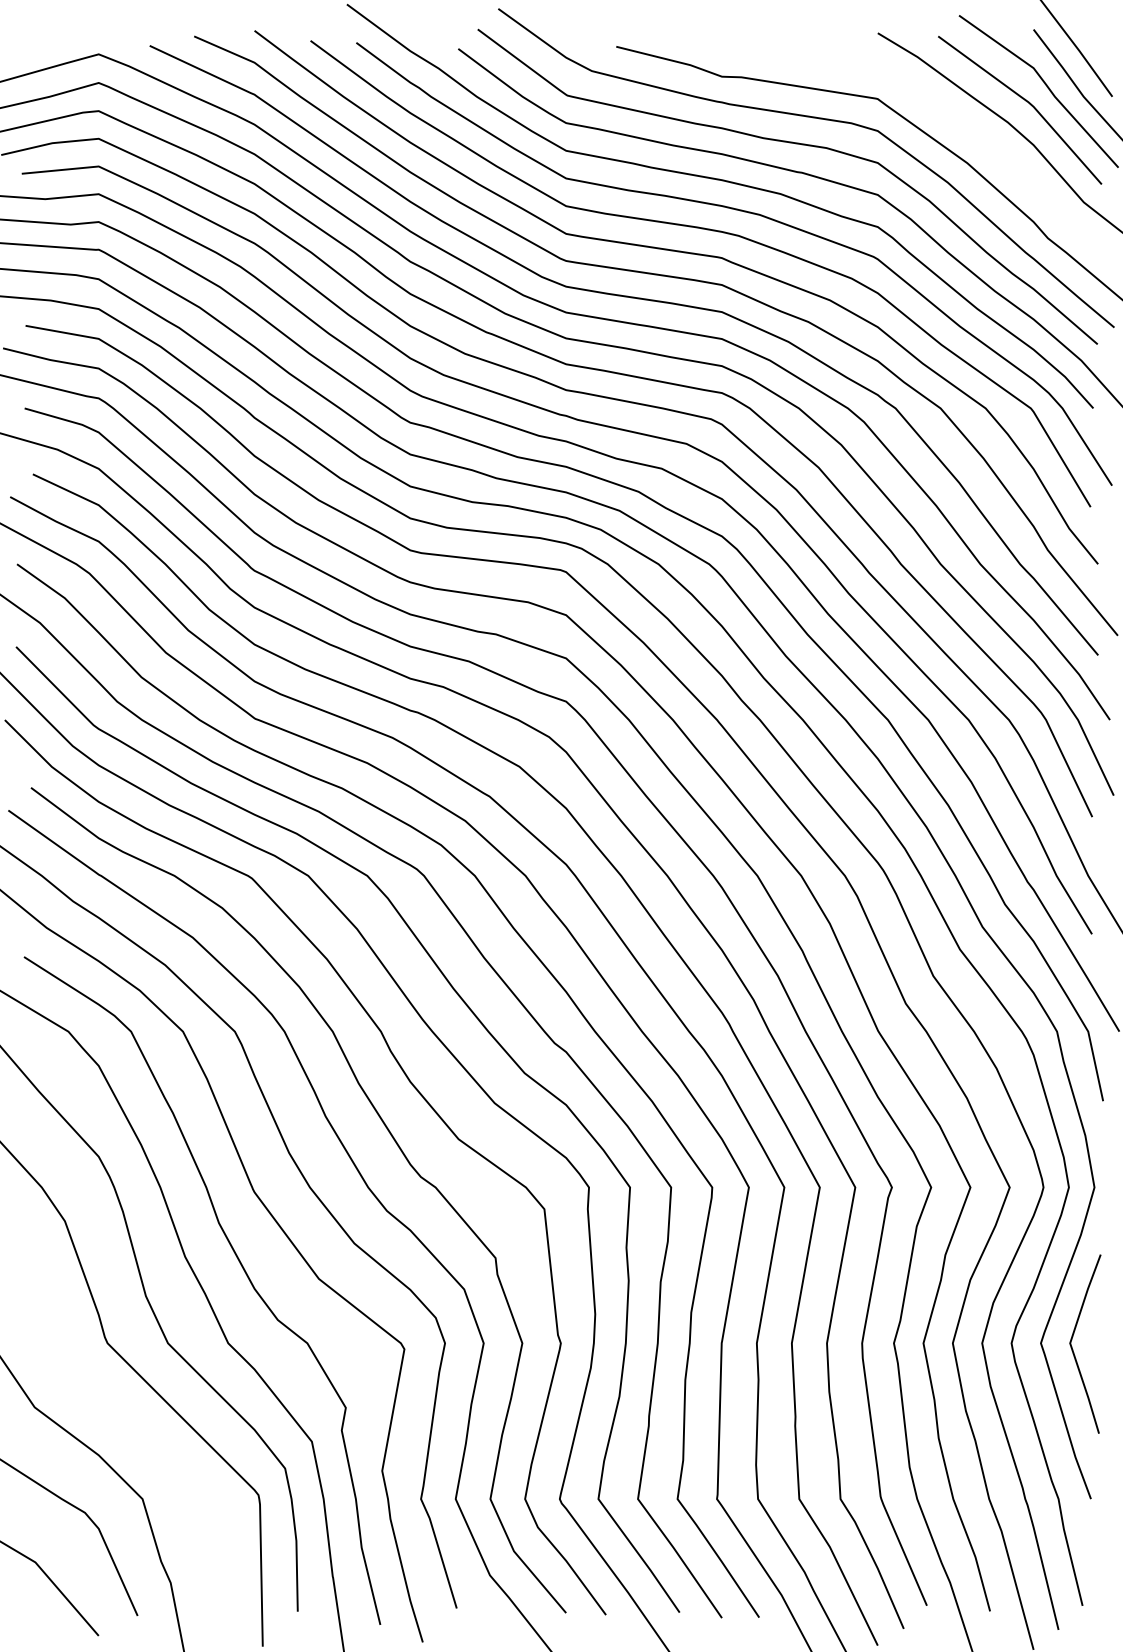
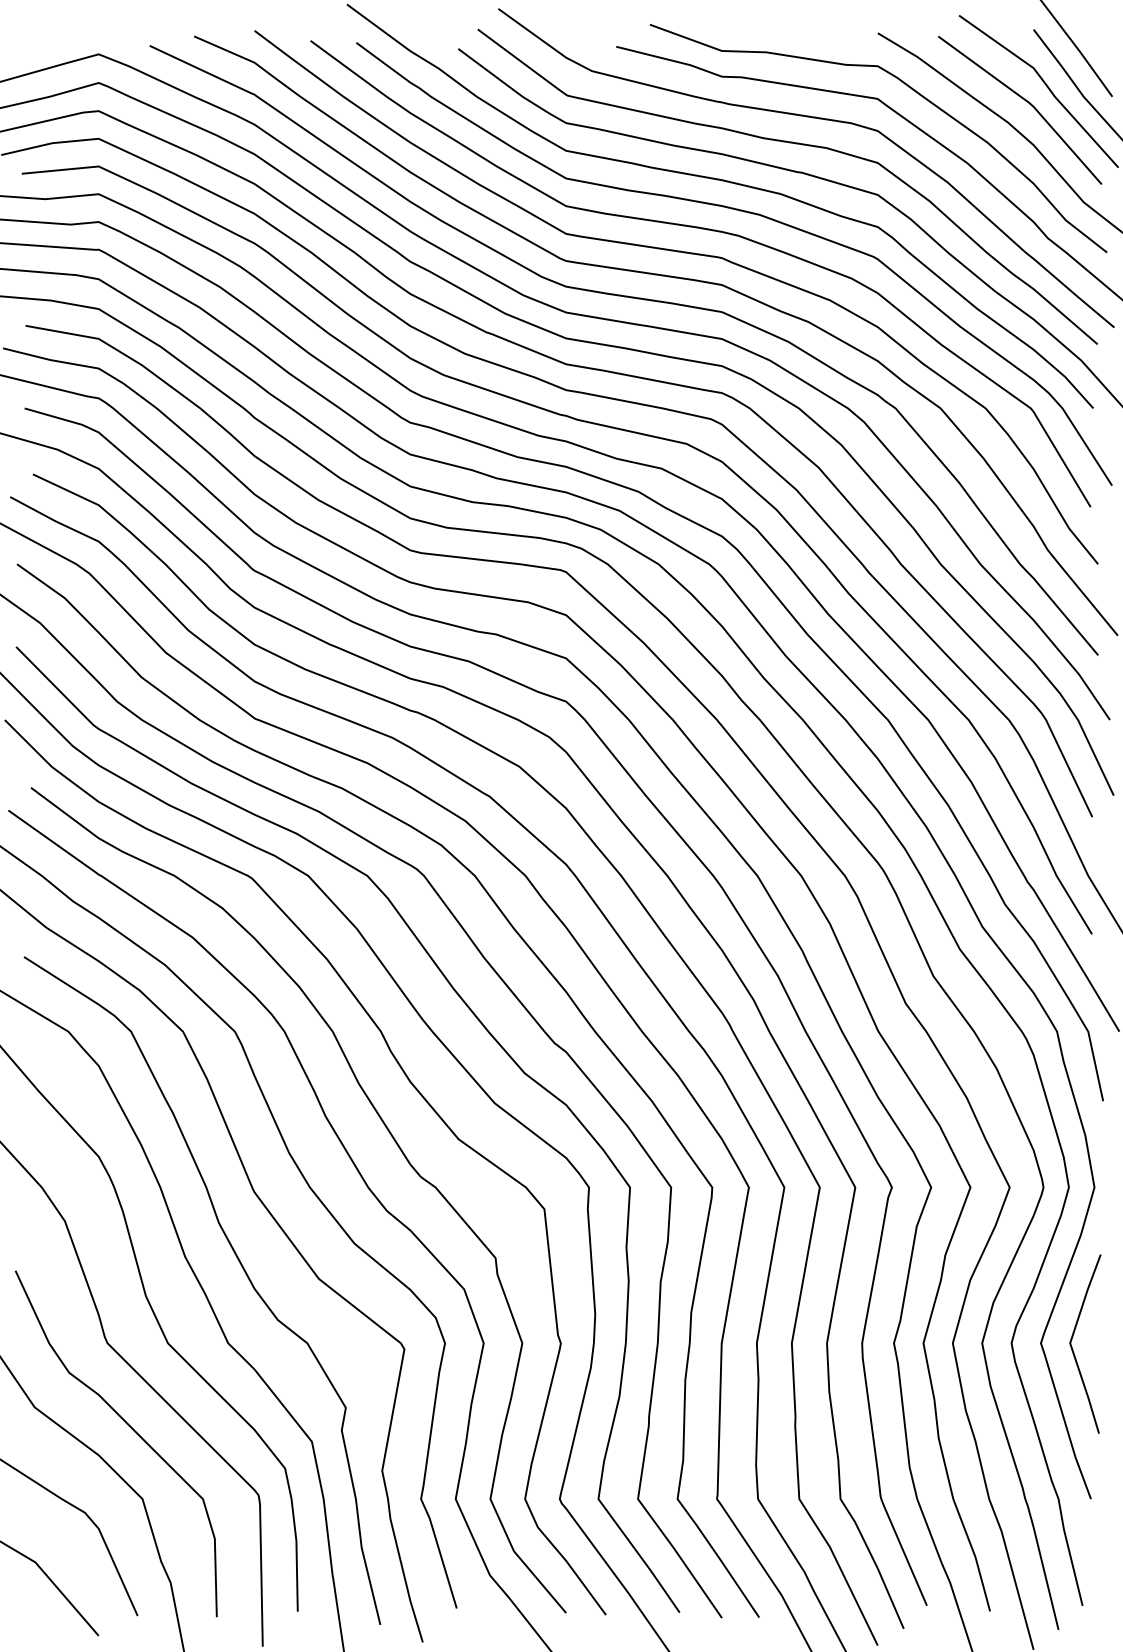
curve: none -> present (912, 90)
curve: none -> present (130, 1428)
